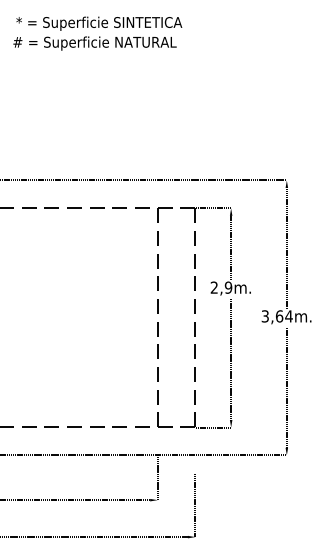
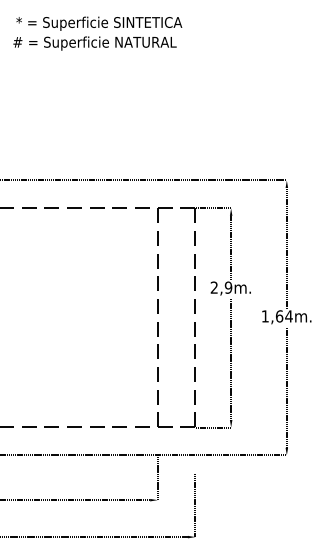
text: 3,64m. -> 1,64m. (264, 316)
